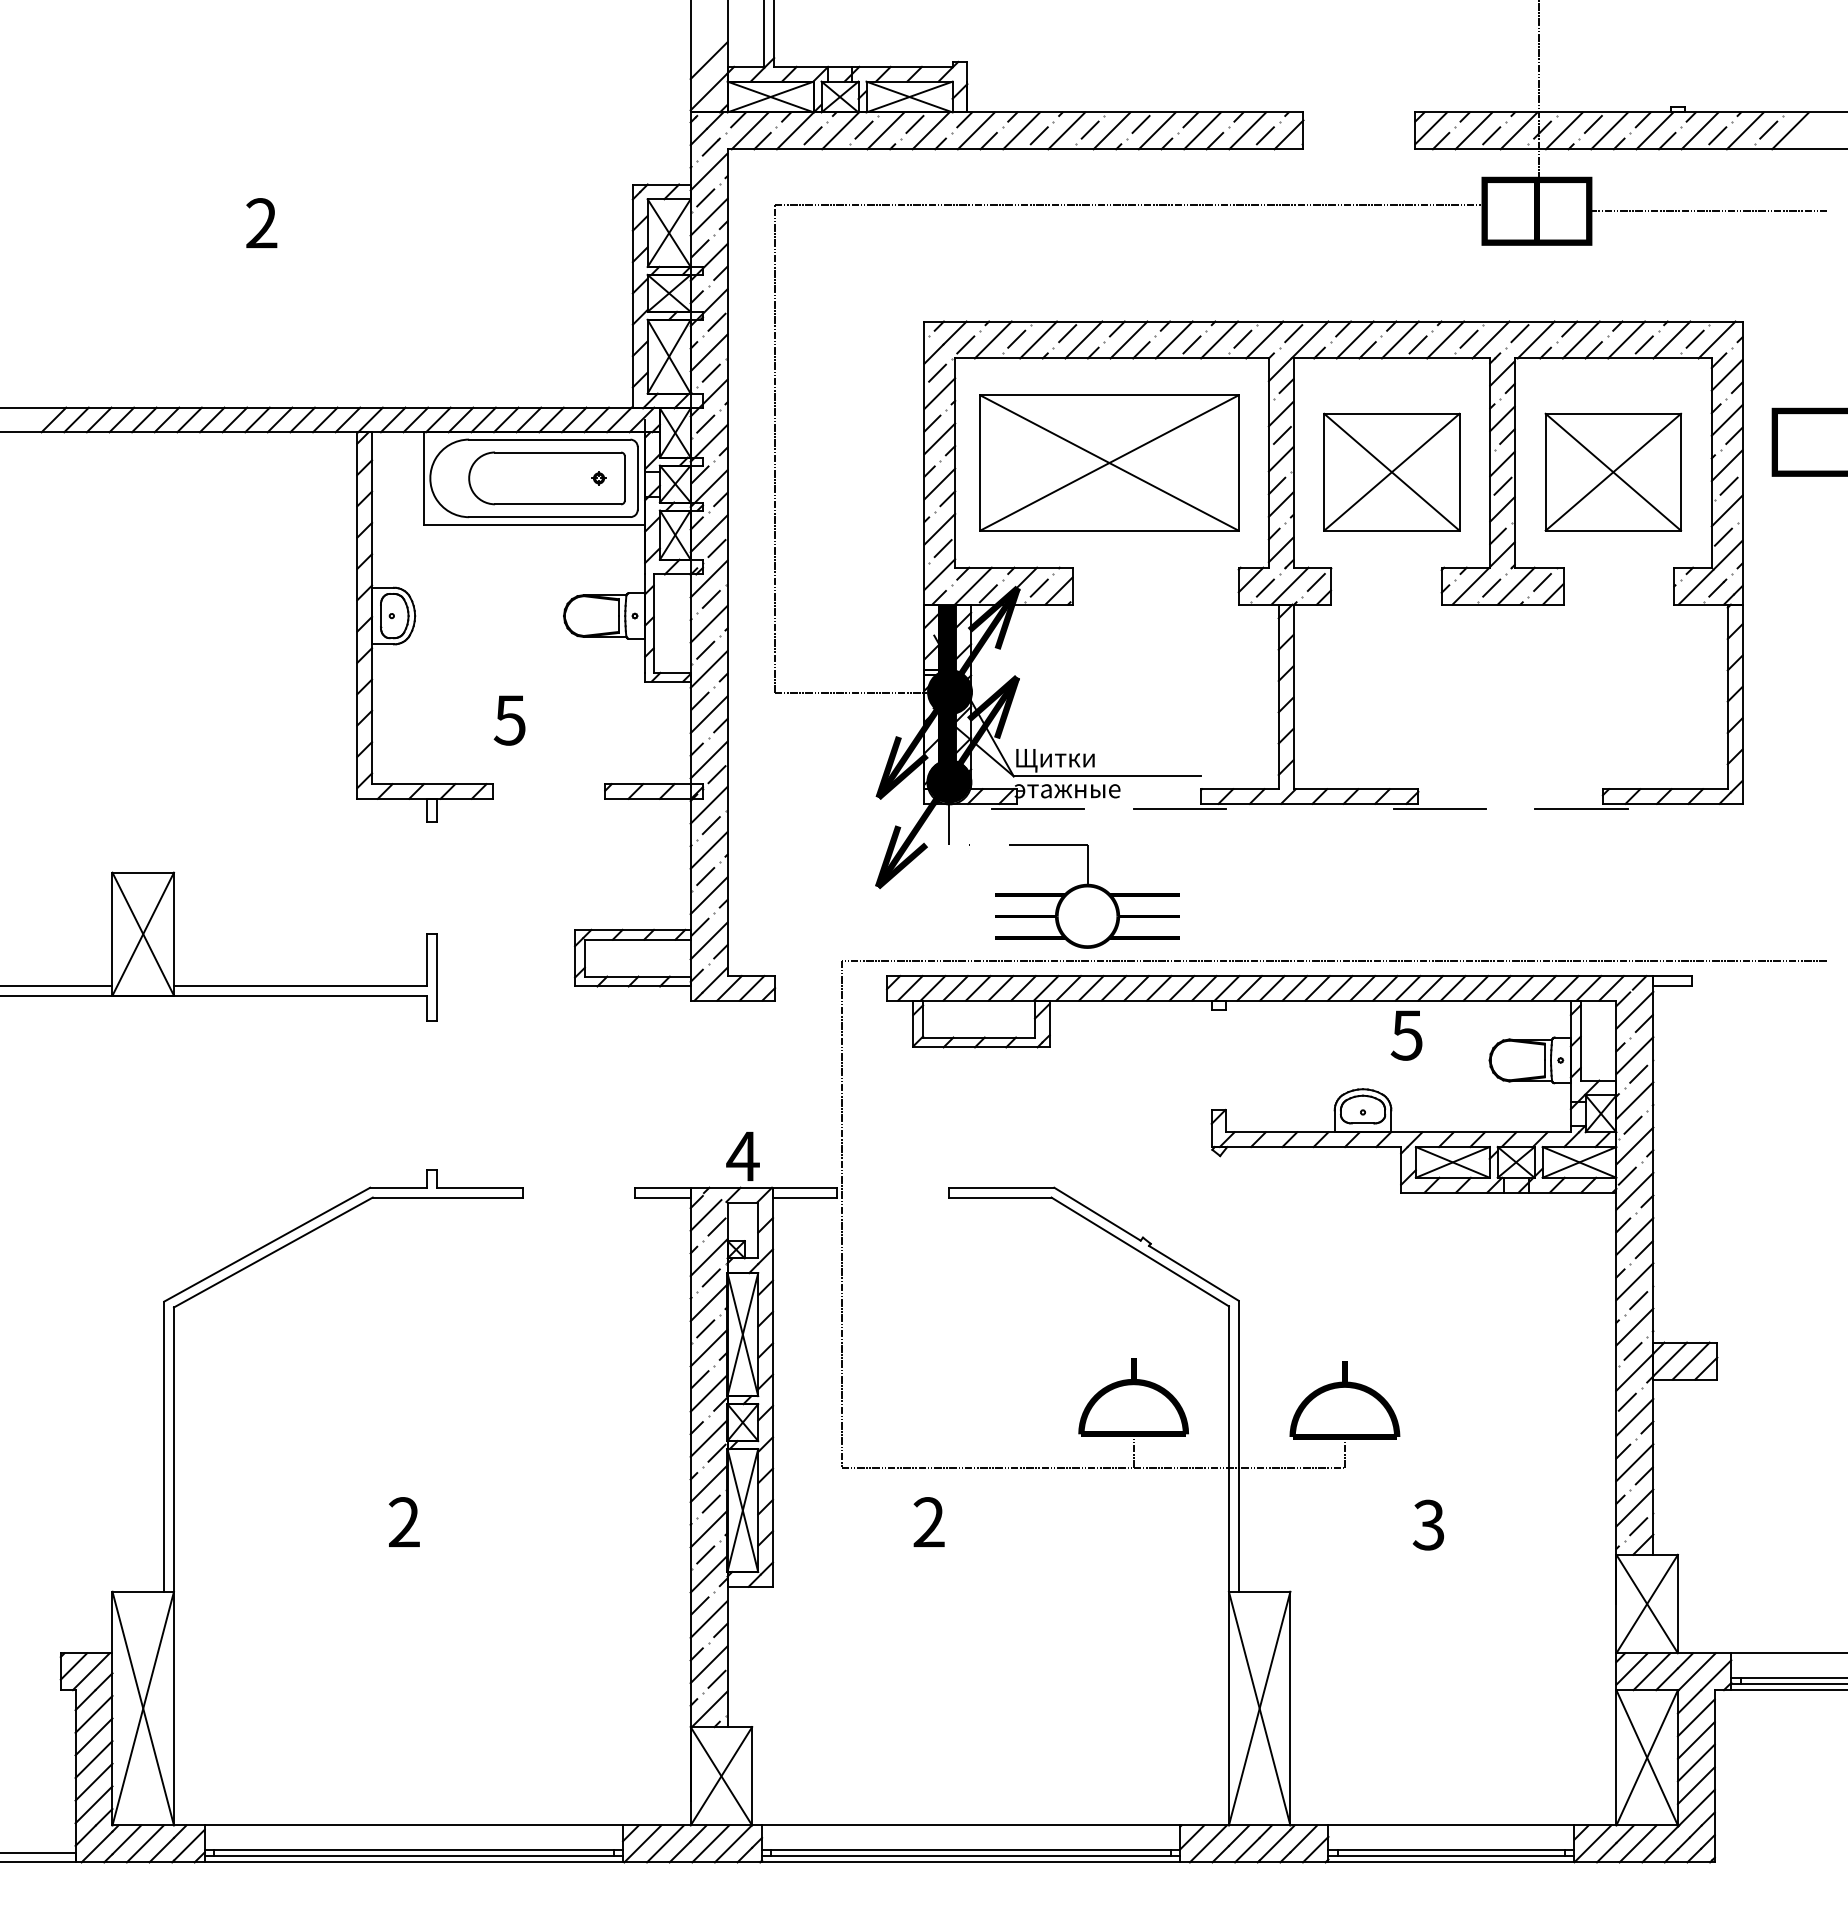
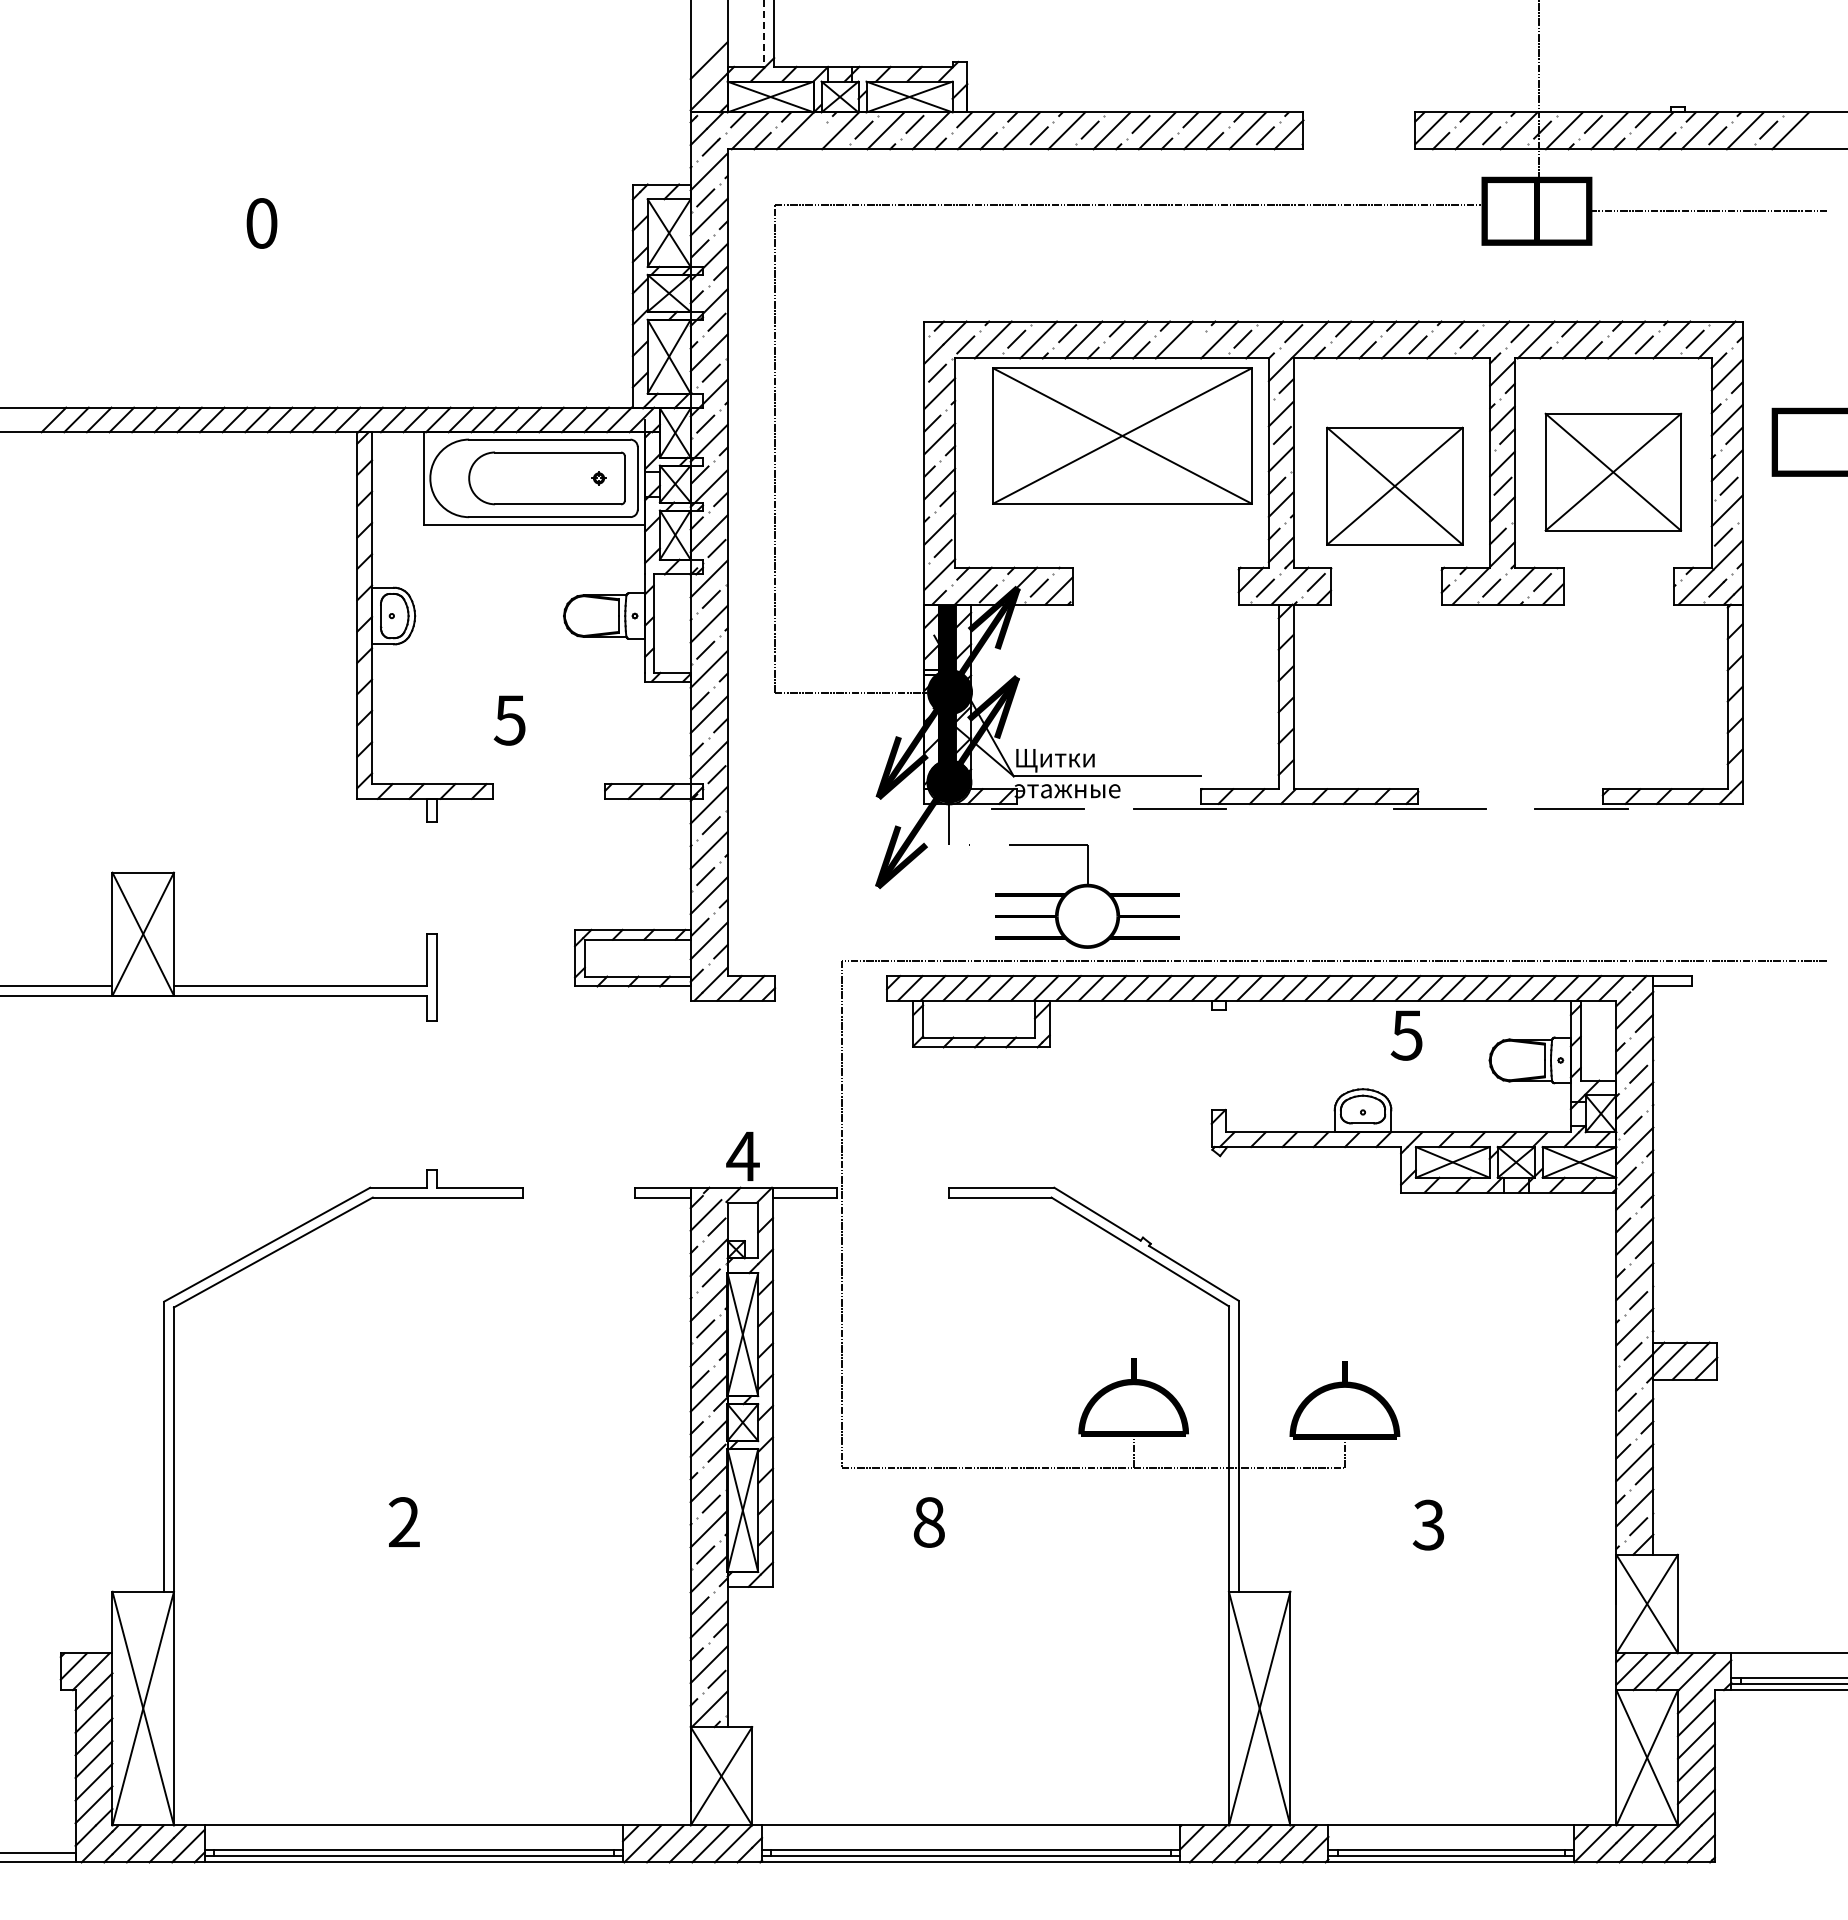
line: solid -> dashed (764, 33)
line: present -> none (812, 135)
text: 2 -> 0 (261, 223)
line: present -> none (1191, 344)
part position: (1109, 462) -> (1122, 435) (1122, 435)
part position: (1391, 471) -> (1394, 485) (1394, 485)
text: 2 -> 8 (928, 1522)
